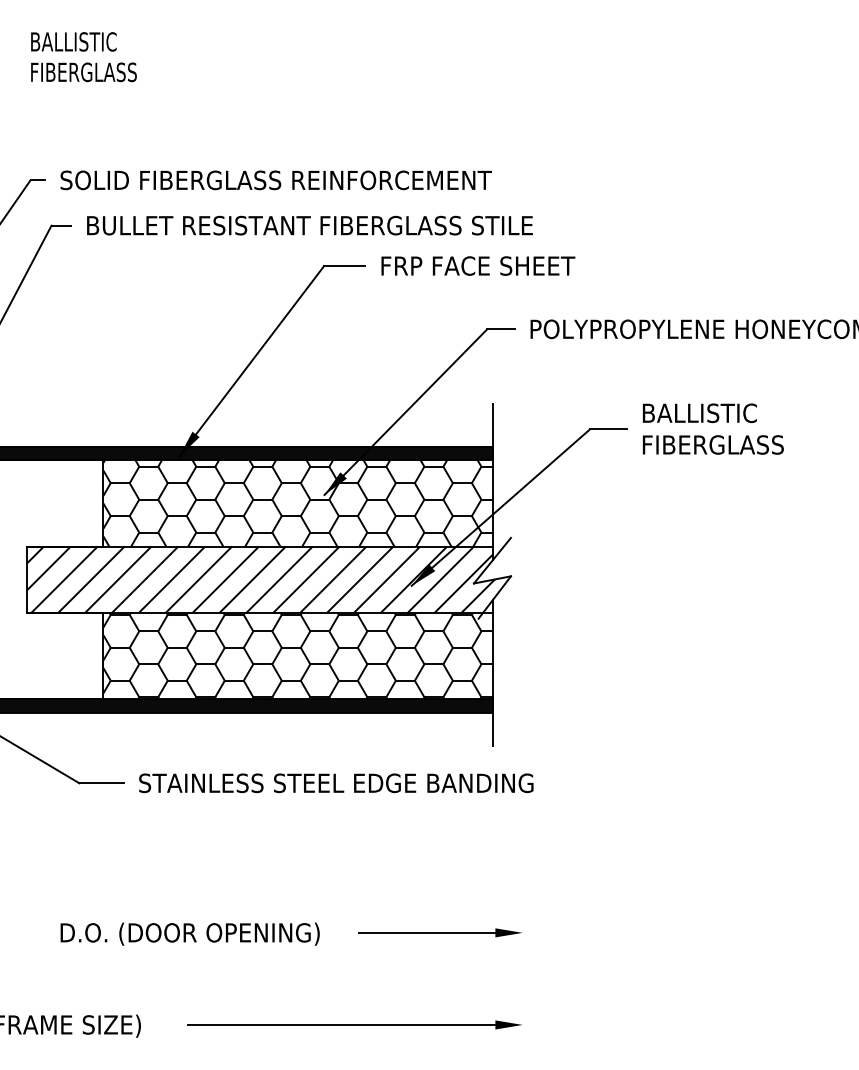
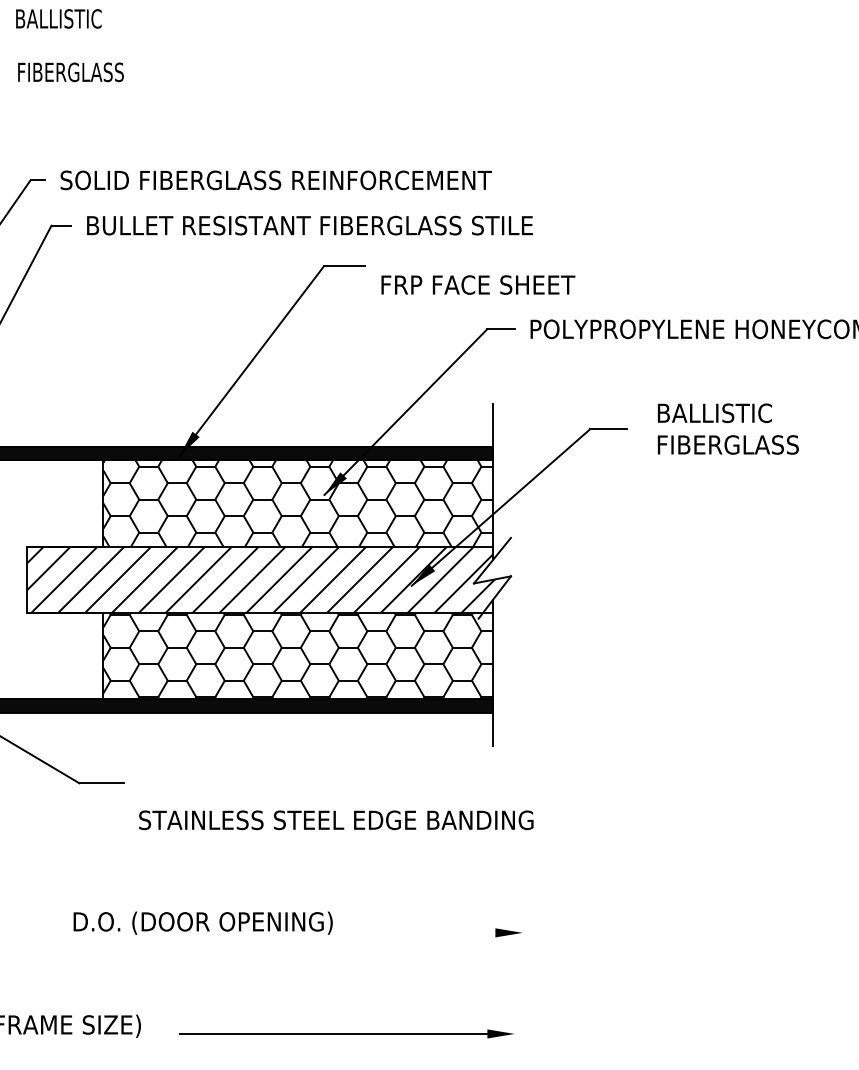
text position: (73, 41) -> (58, 18) (58, 18)
text position: (83, 72) -> (70, 72) (70, 72)
text position: (478, 265) -> (478, 284) (478, 284)
text position: (713, 428) -> (728, 428) (728, 428)
text position: (336, 783) -> (336, 820) (336, 820)
line: present -> none (427, 932)
text position: (189, 933) -> (202, 922) (202, 922)
part position: (354, 1024) -> (346, 1033) (346, 1033)
